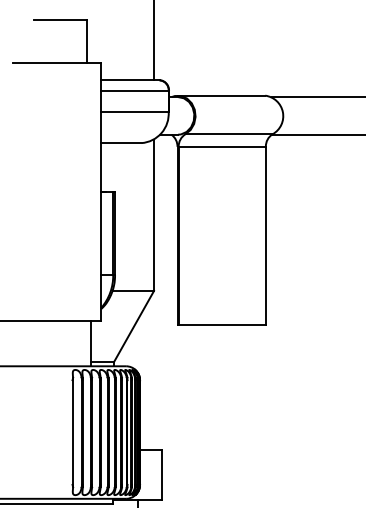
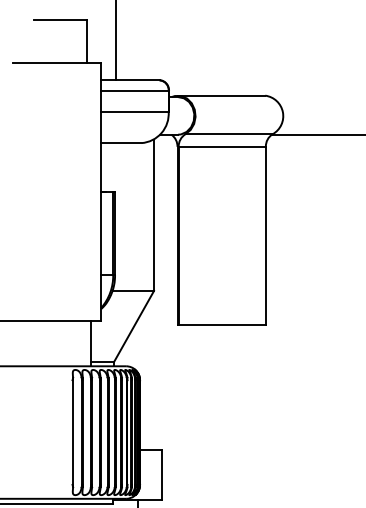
line position: (154, 41) -> (116, 41) (116, 41)
line: present -> none (316, 97)
